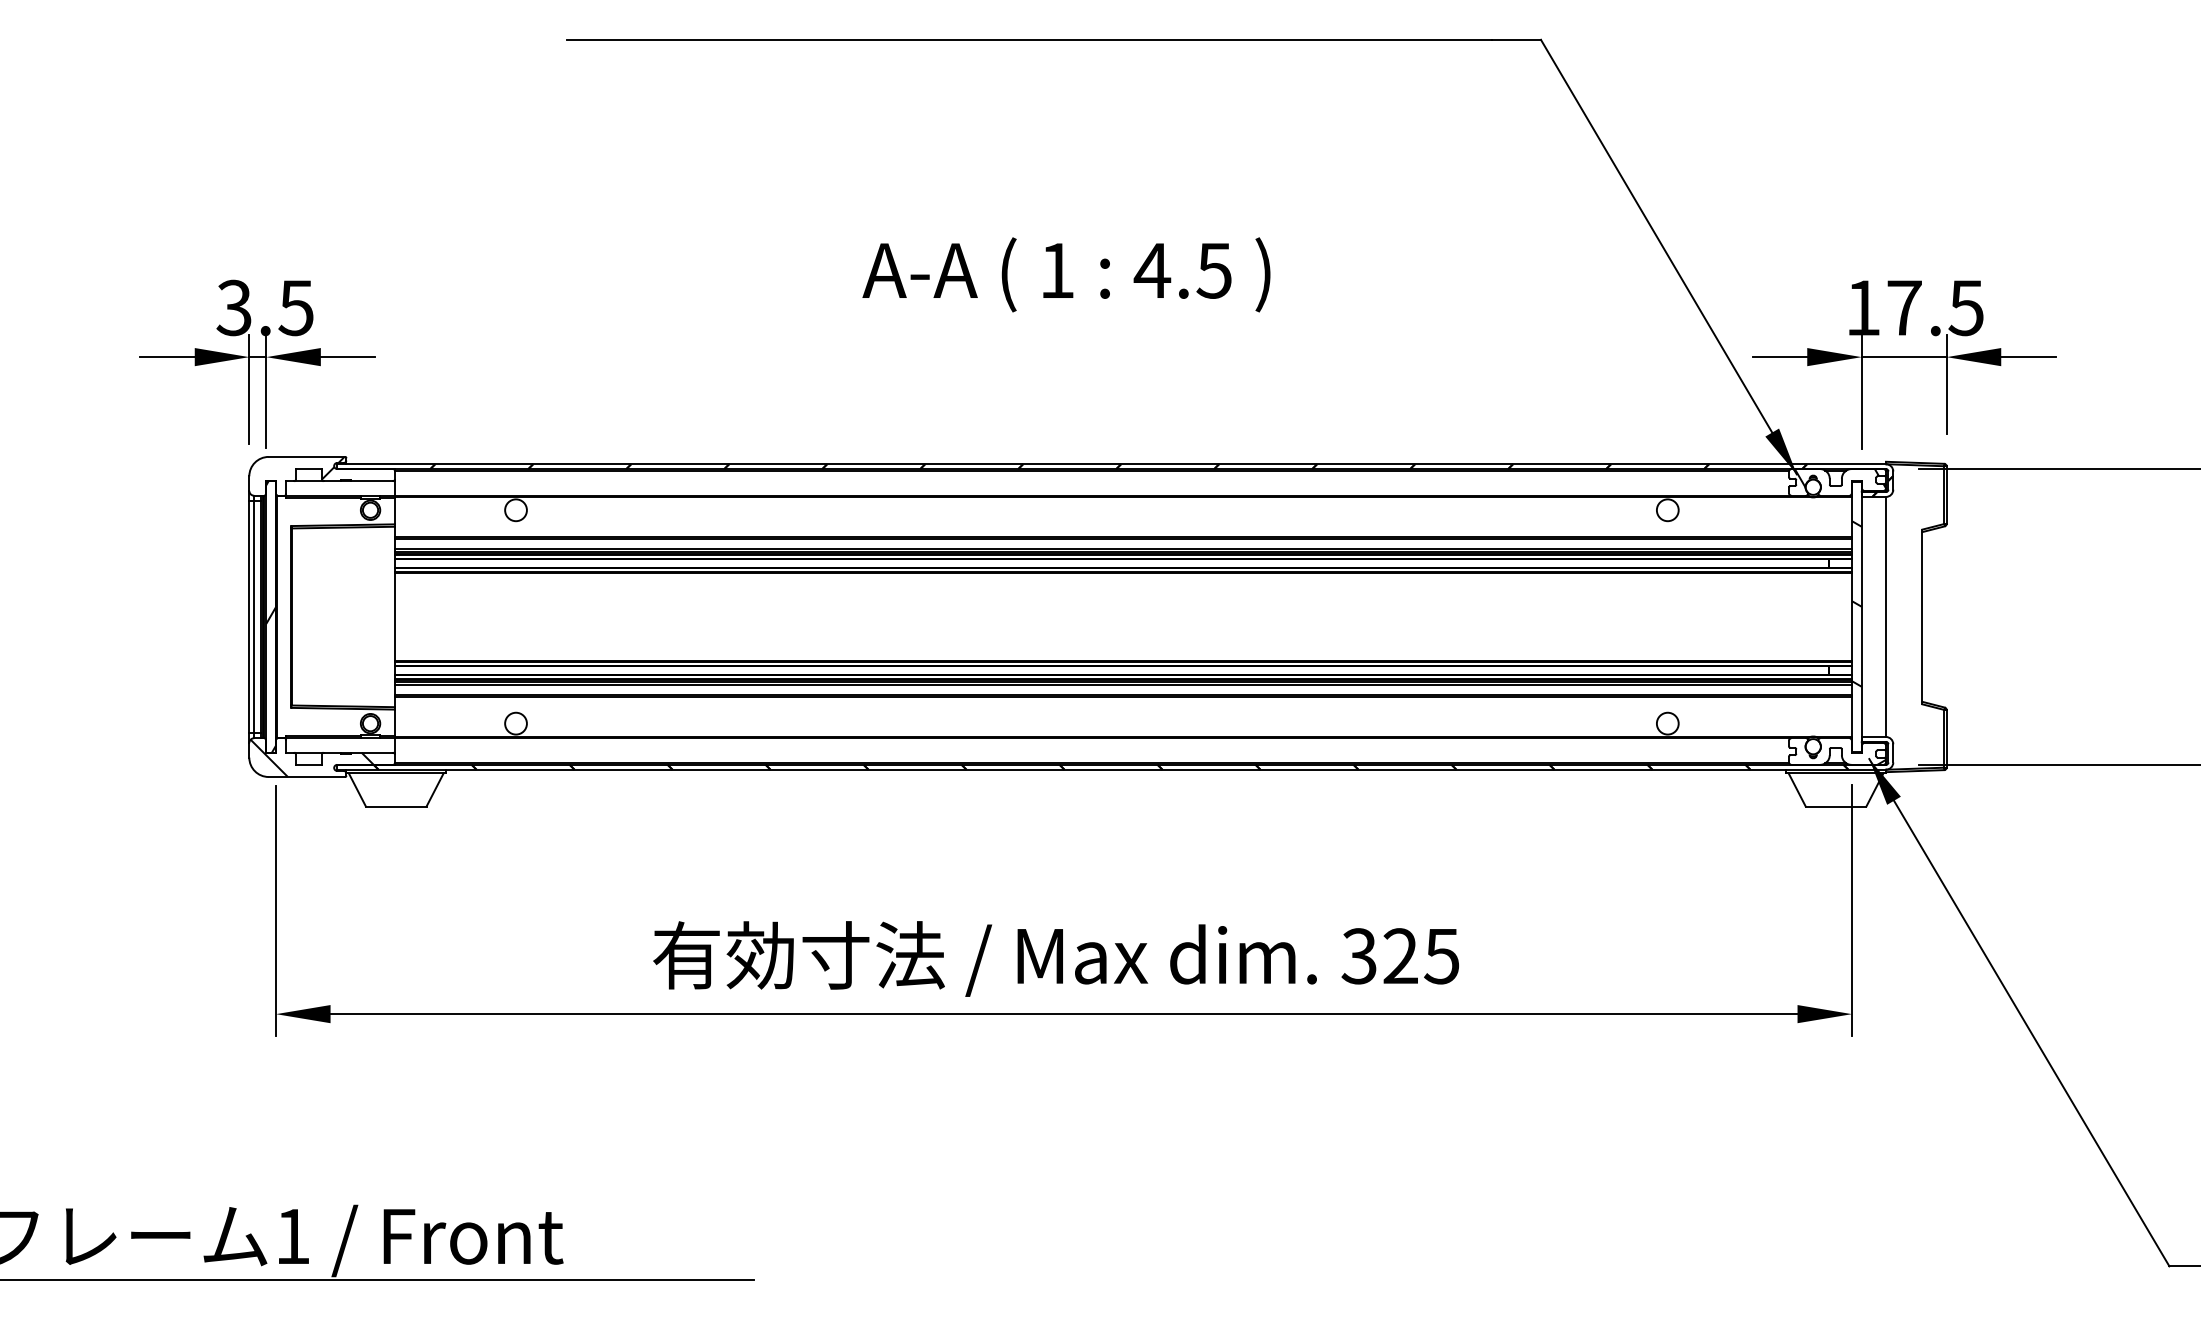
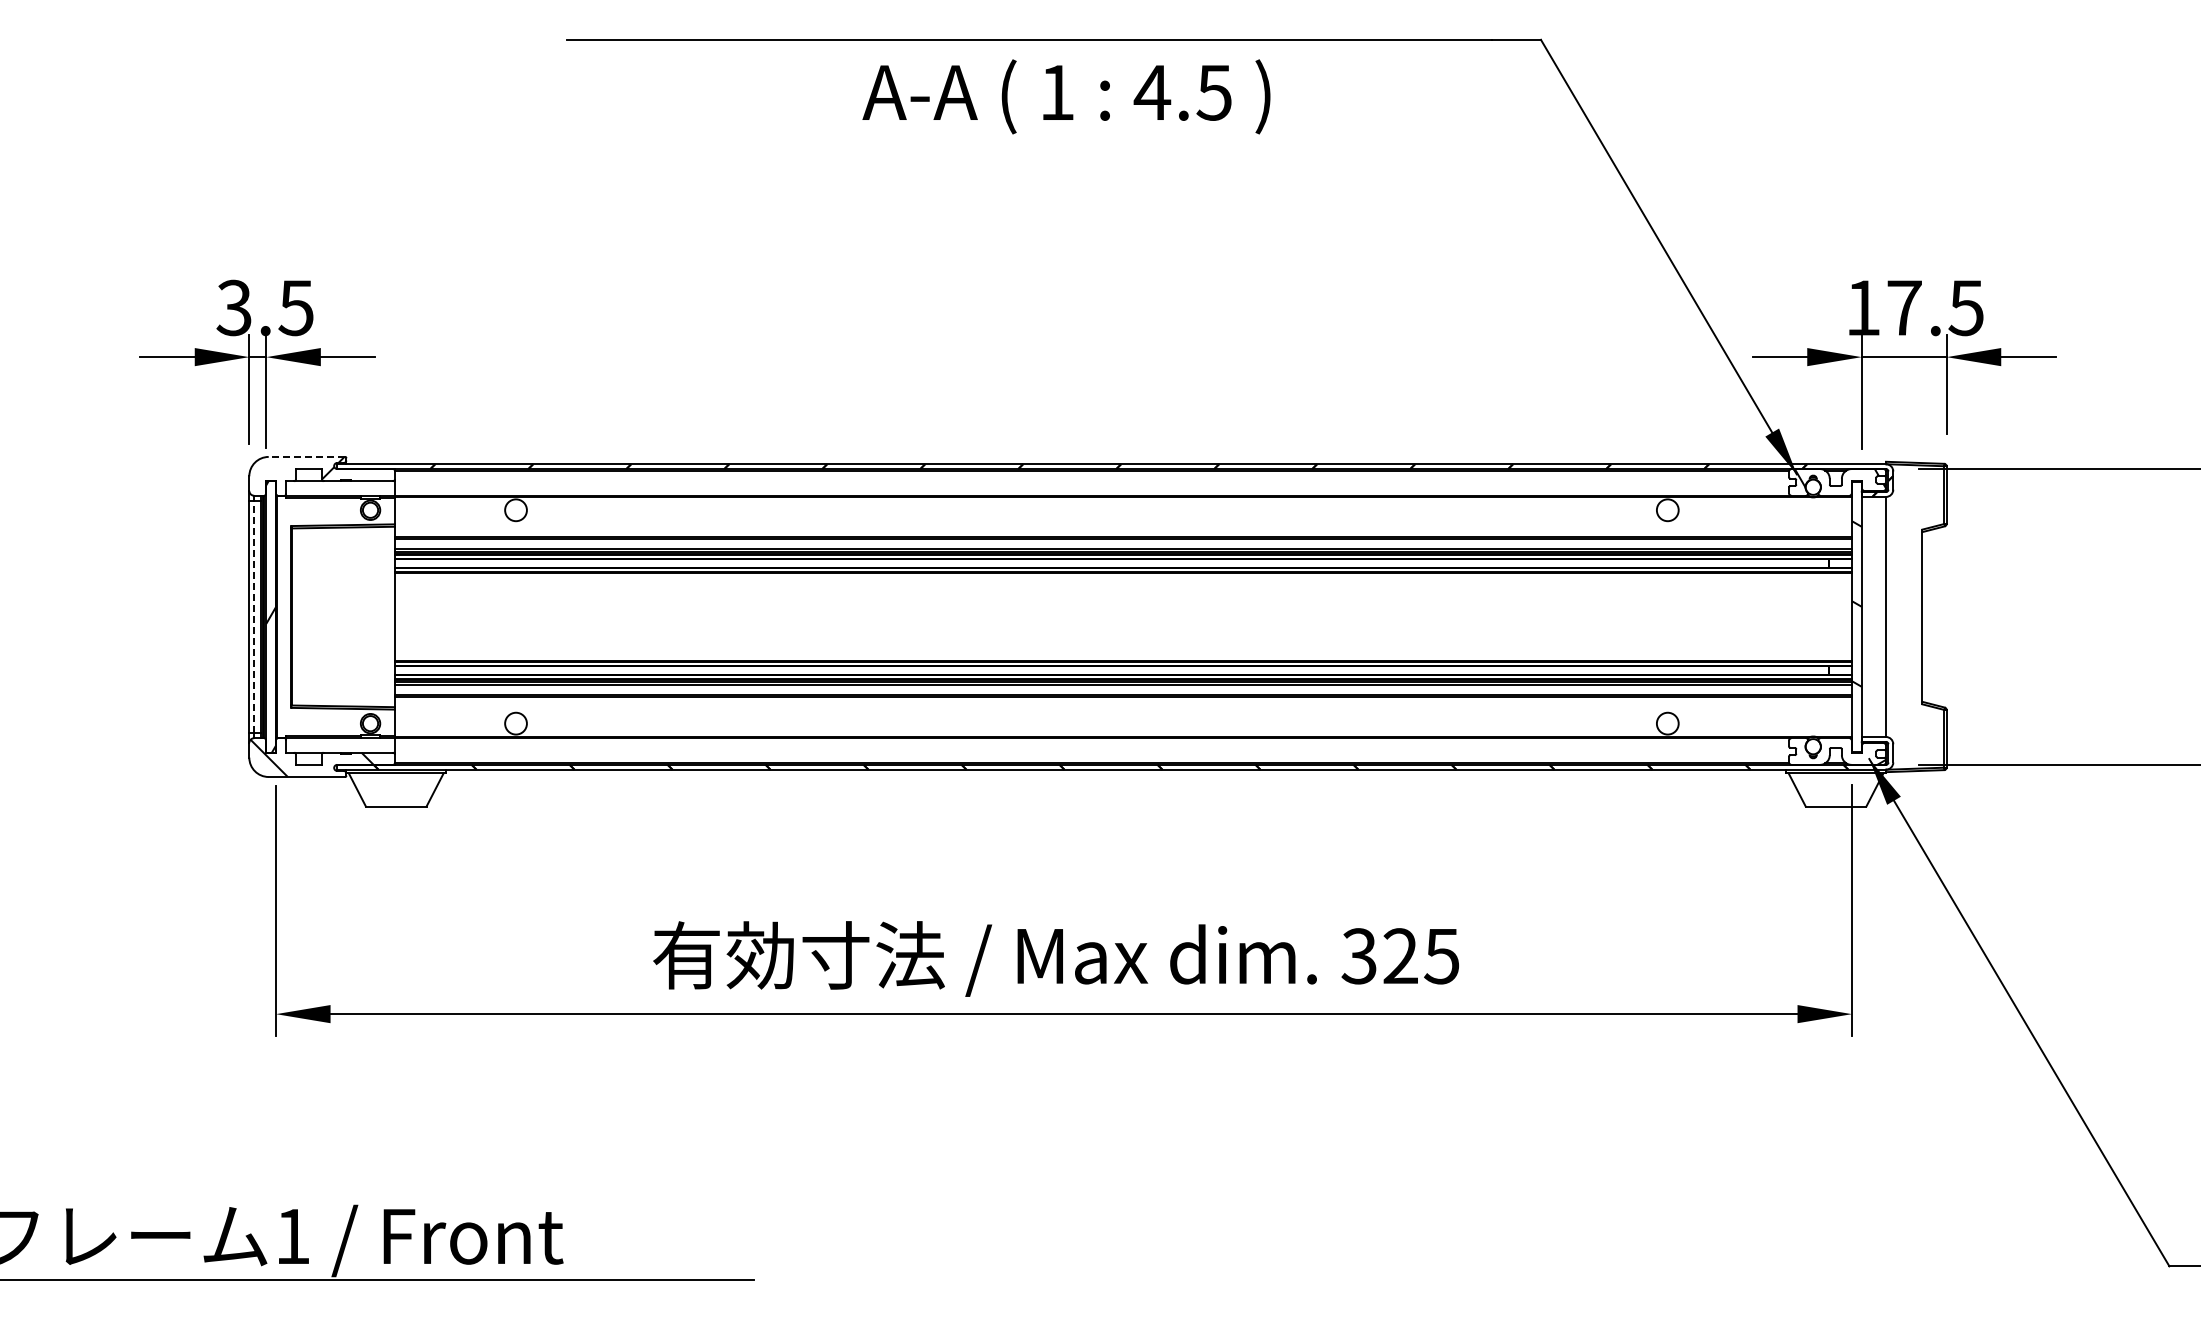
text position: (1066, 274) -> (1066, 96) (1066, 96)
line: solid -> dashed (306, 456)
line: solid -> dashed (254, 616)
